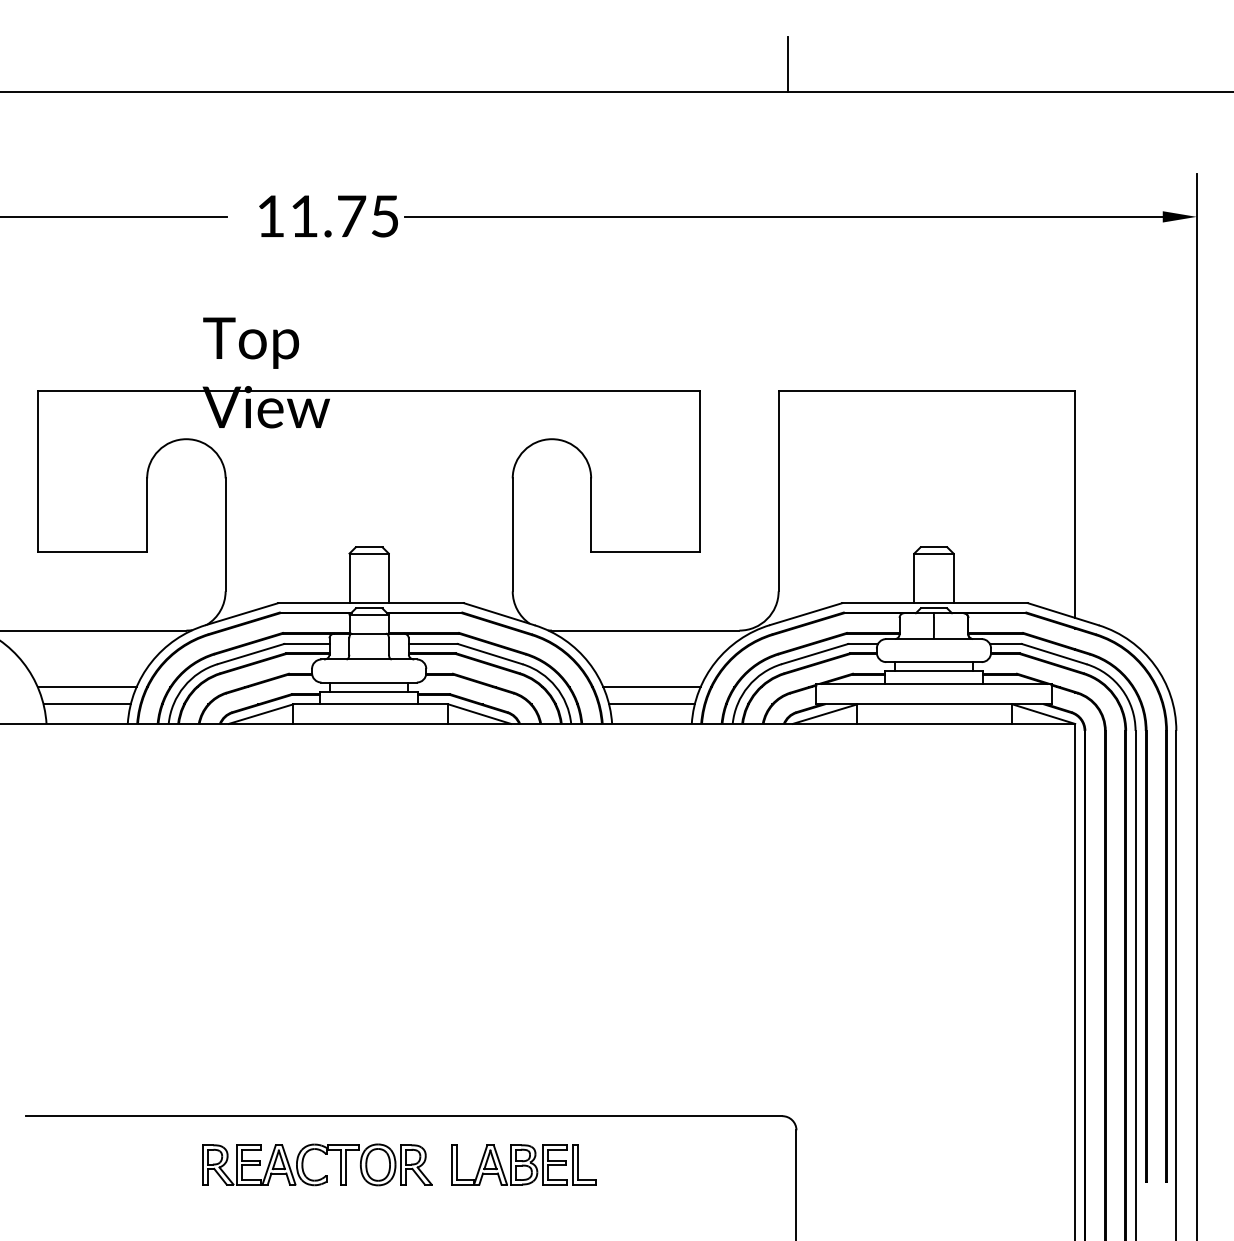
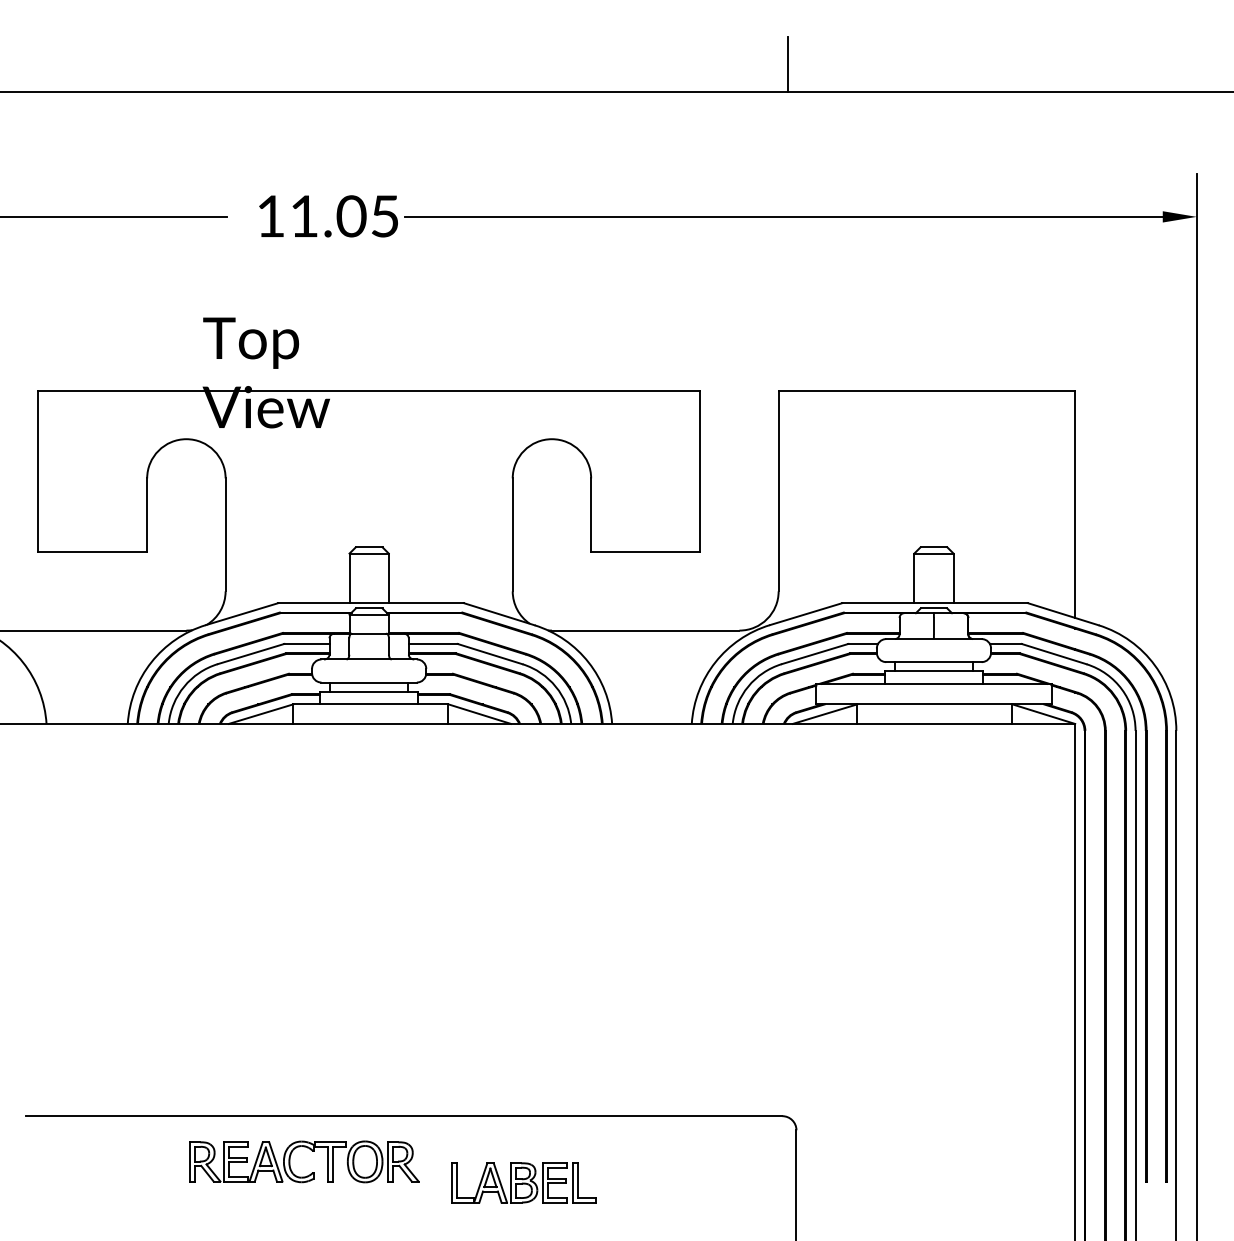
text: 11.75 -> 11.05 (351, 216)
line: present -> none (86, 687)
line: present -> none (651, 687)
line: present -> none (86, 704)
line: present -> none (651, 704)
part position: (323, 1153) -> (310, 1150) (310, 1150)
part position: (523, 1164) -> (523, 1182) (523, 1182)
